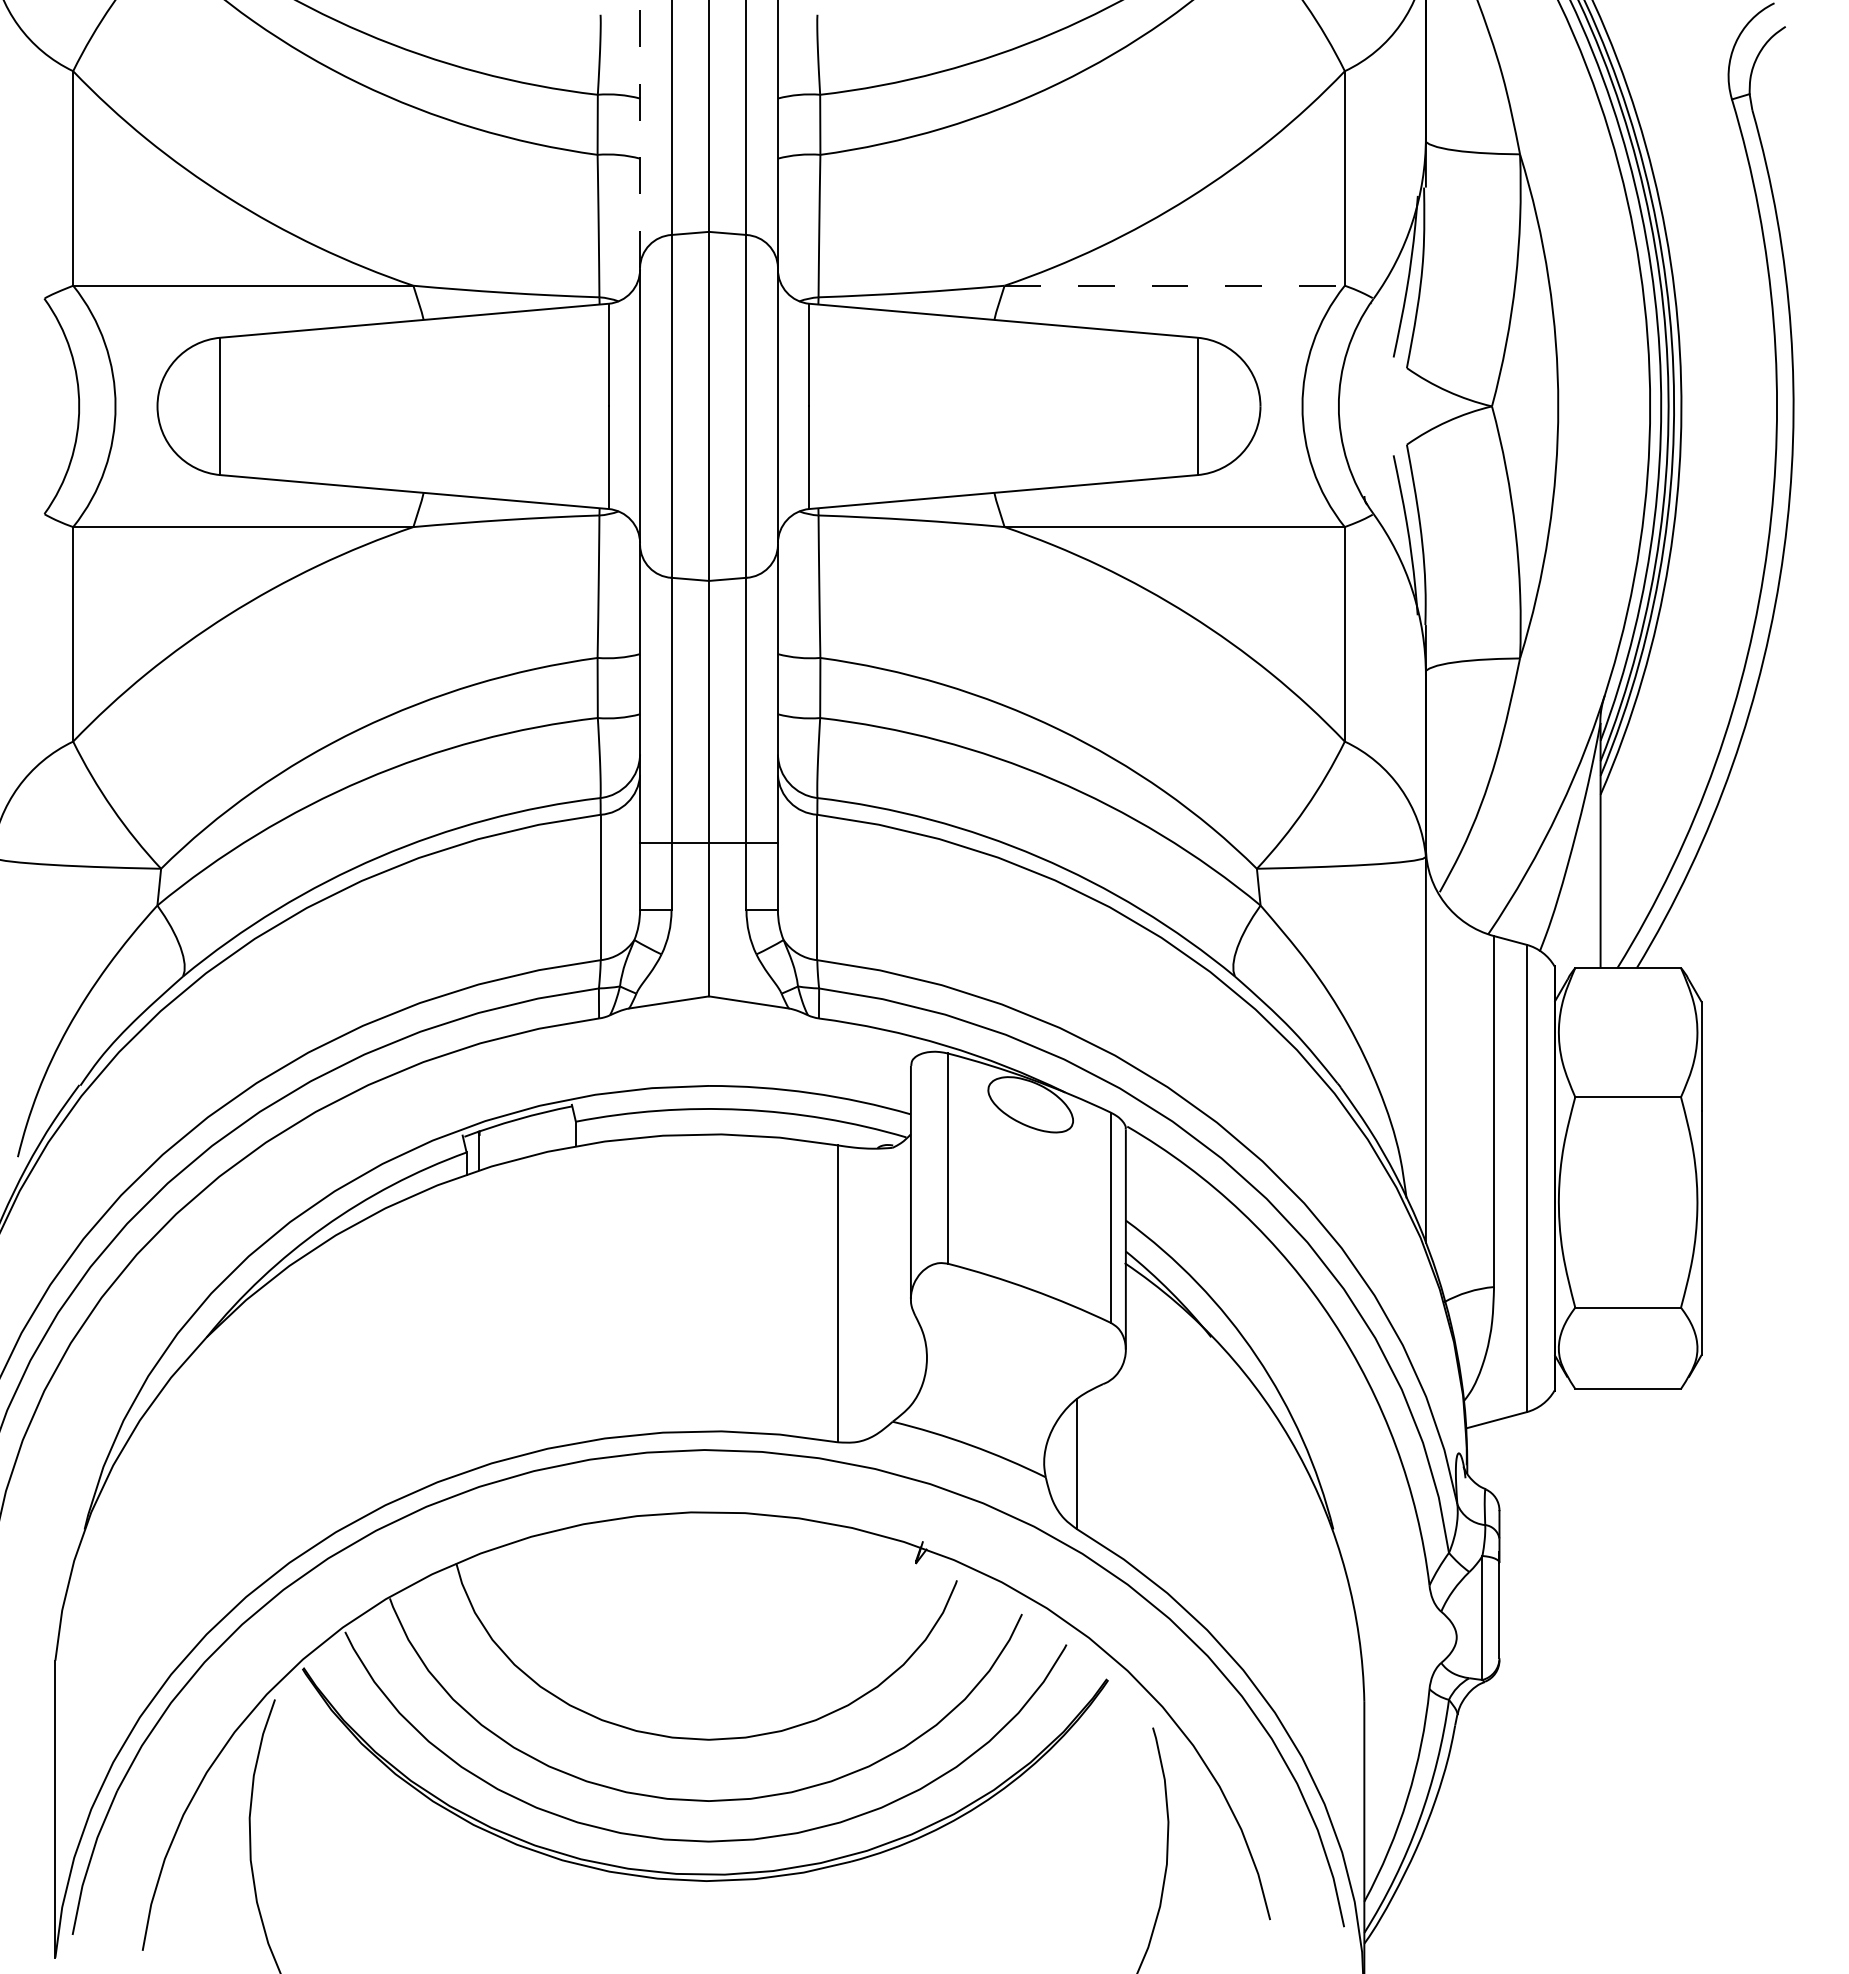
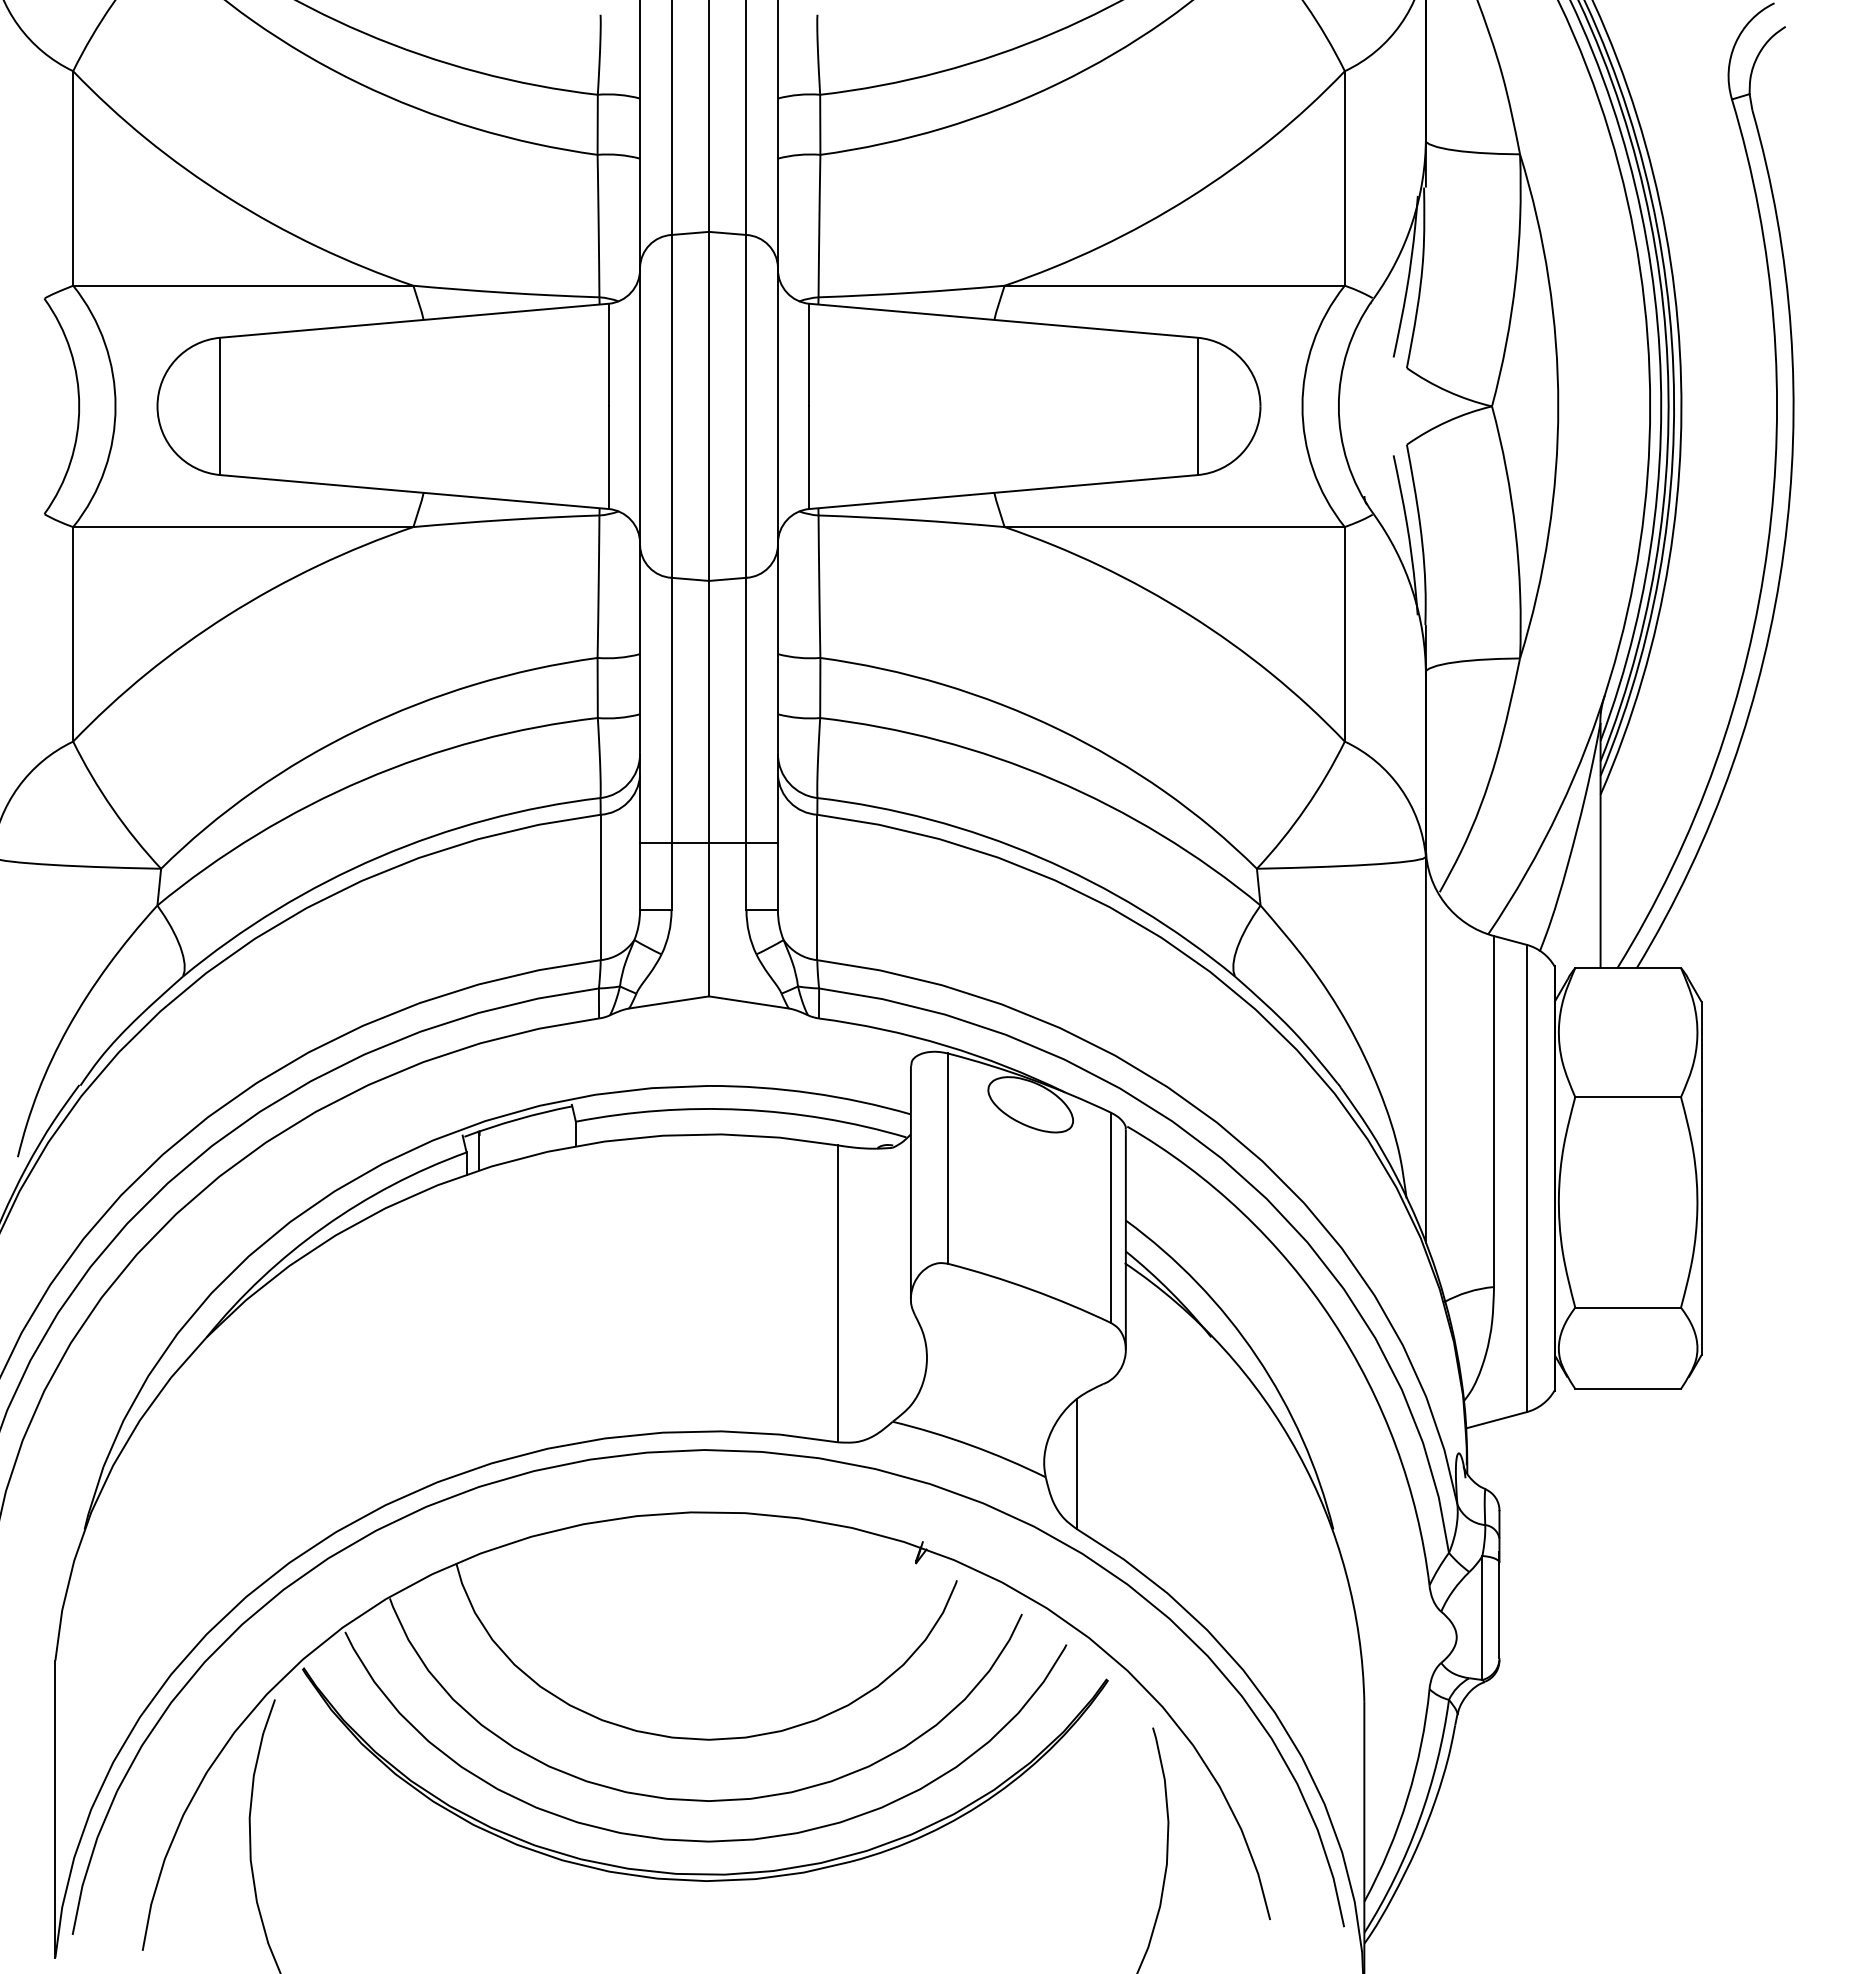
line: dashed -> solid (640, 133)
line: dashed -> solid (1175, 285)
